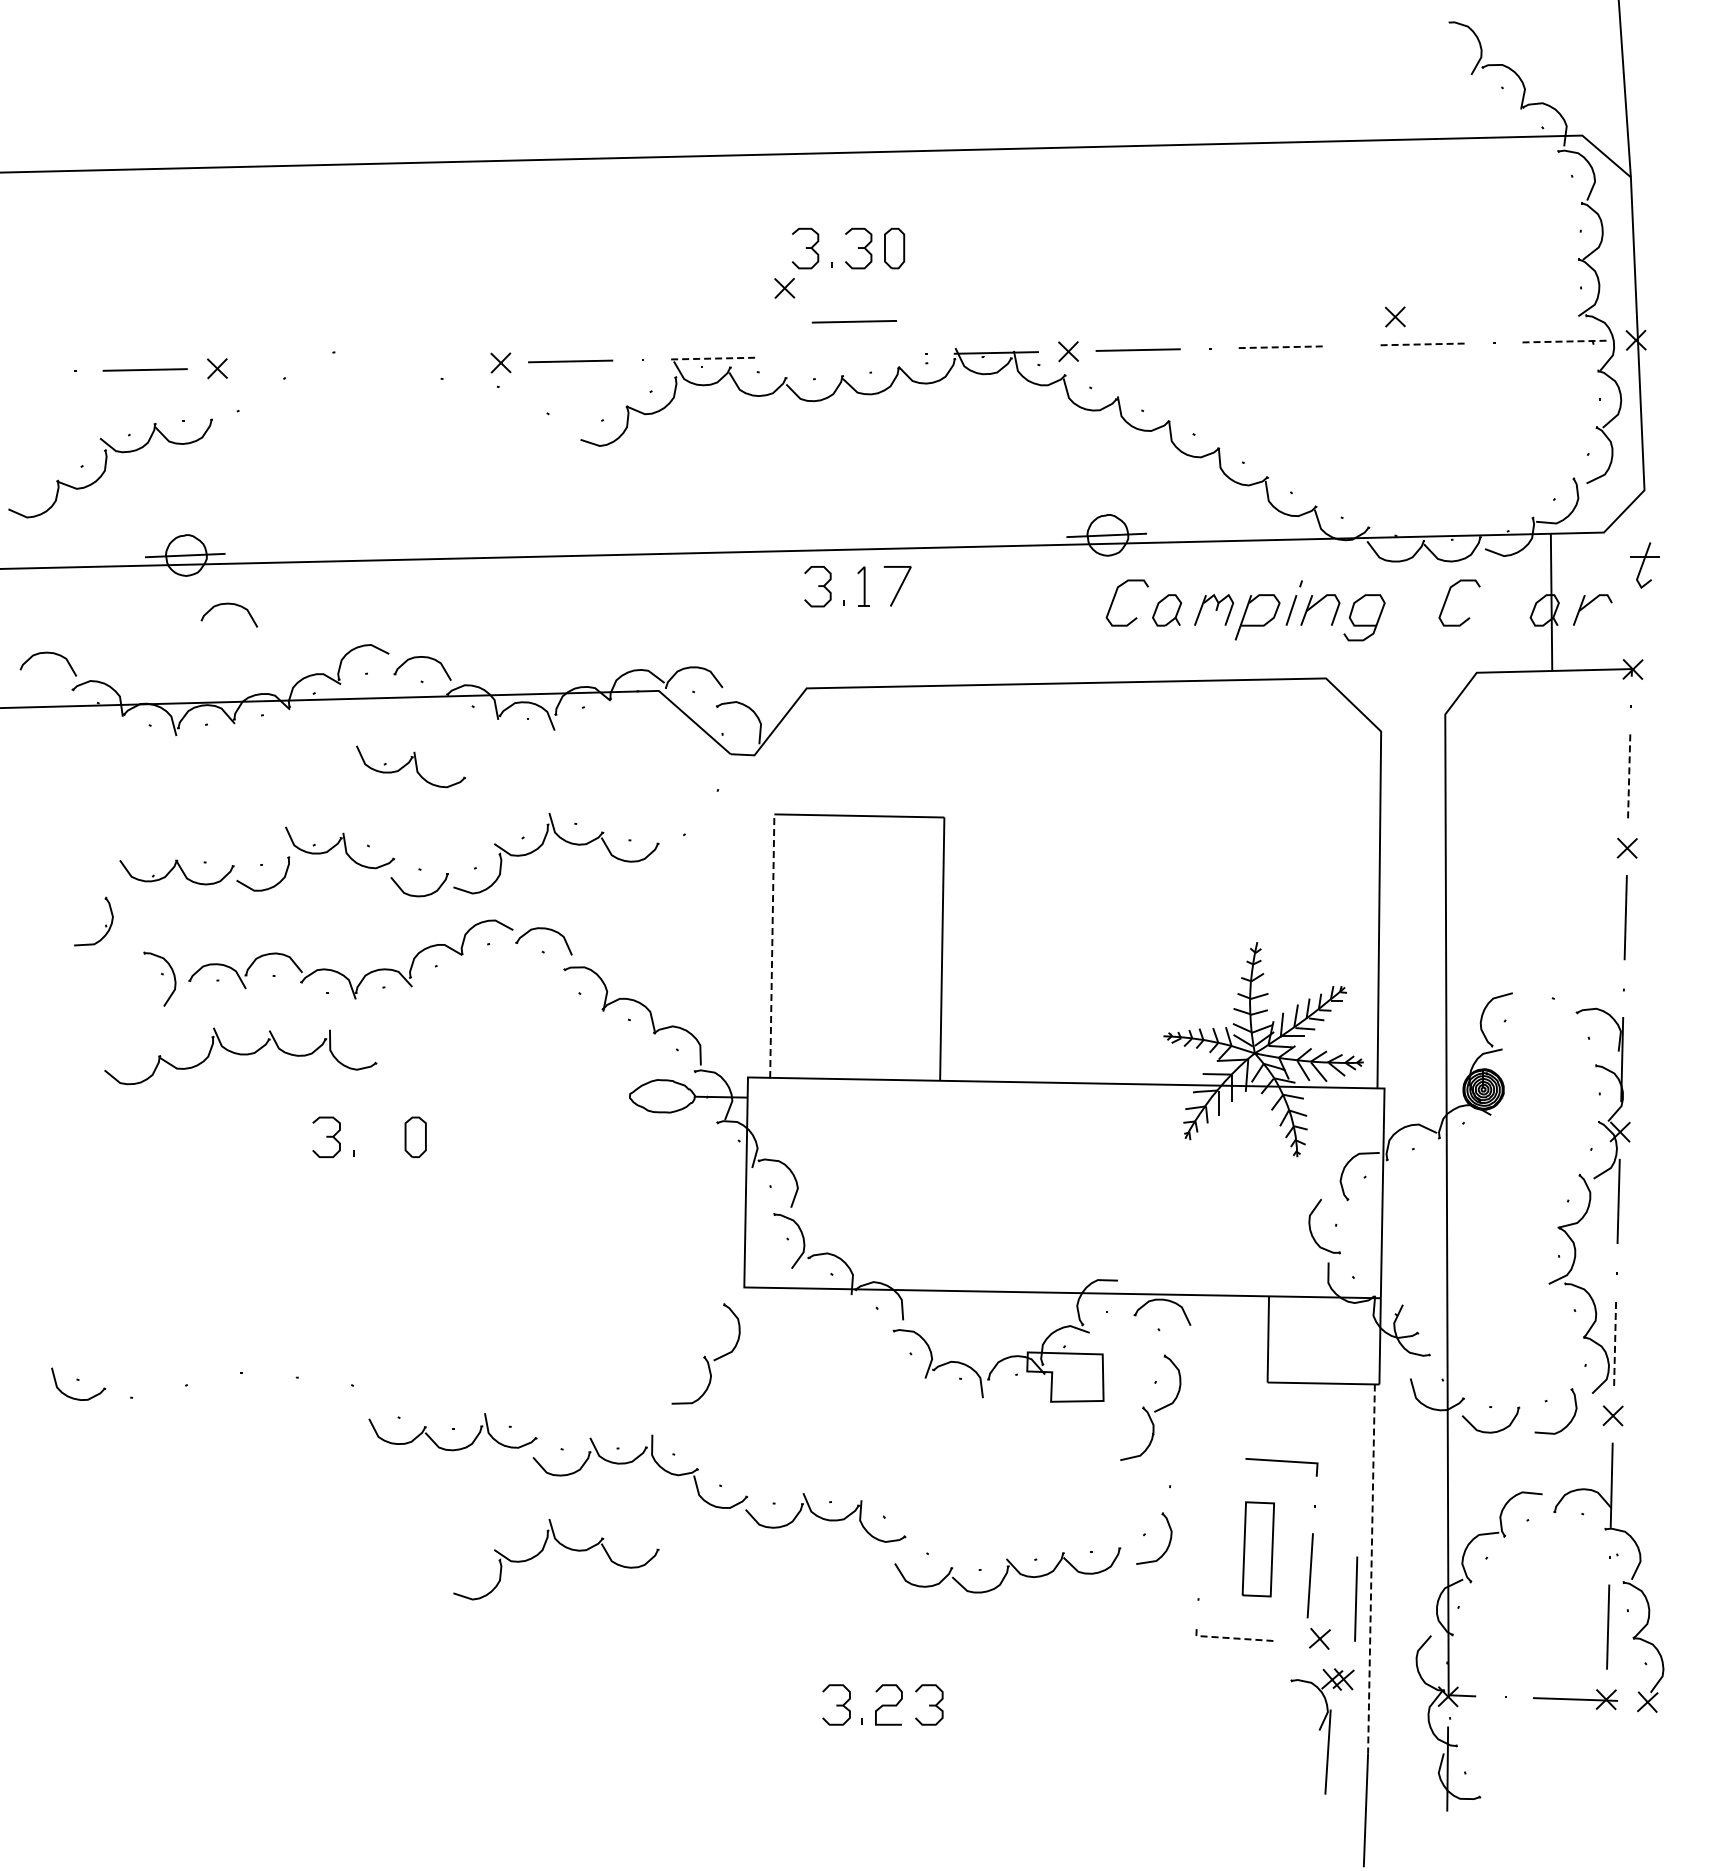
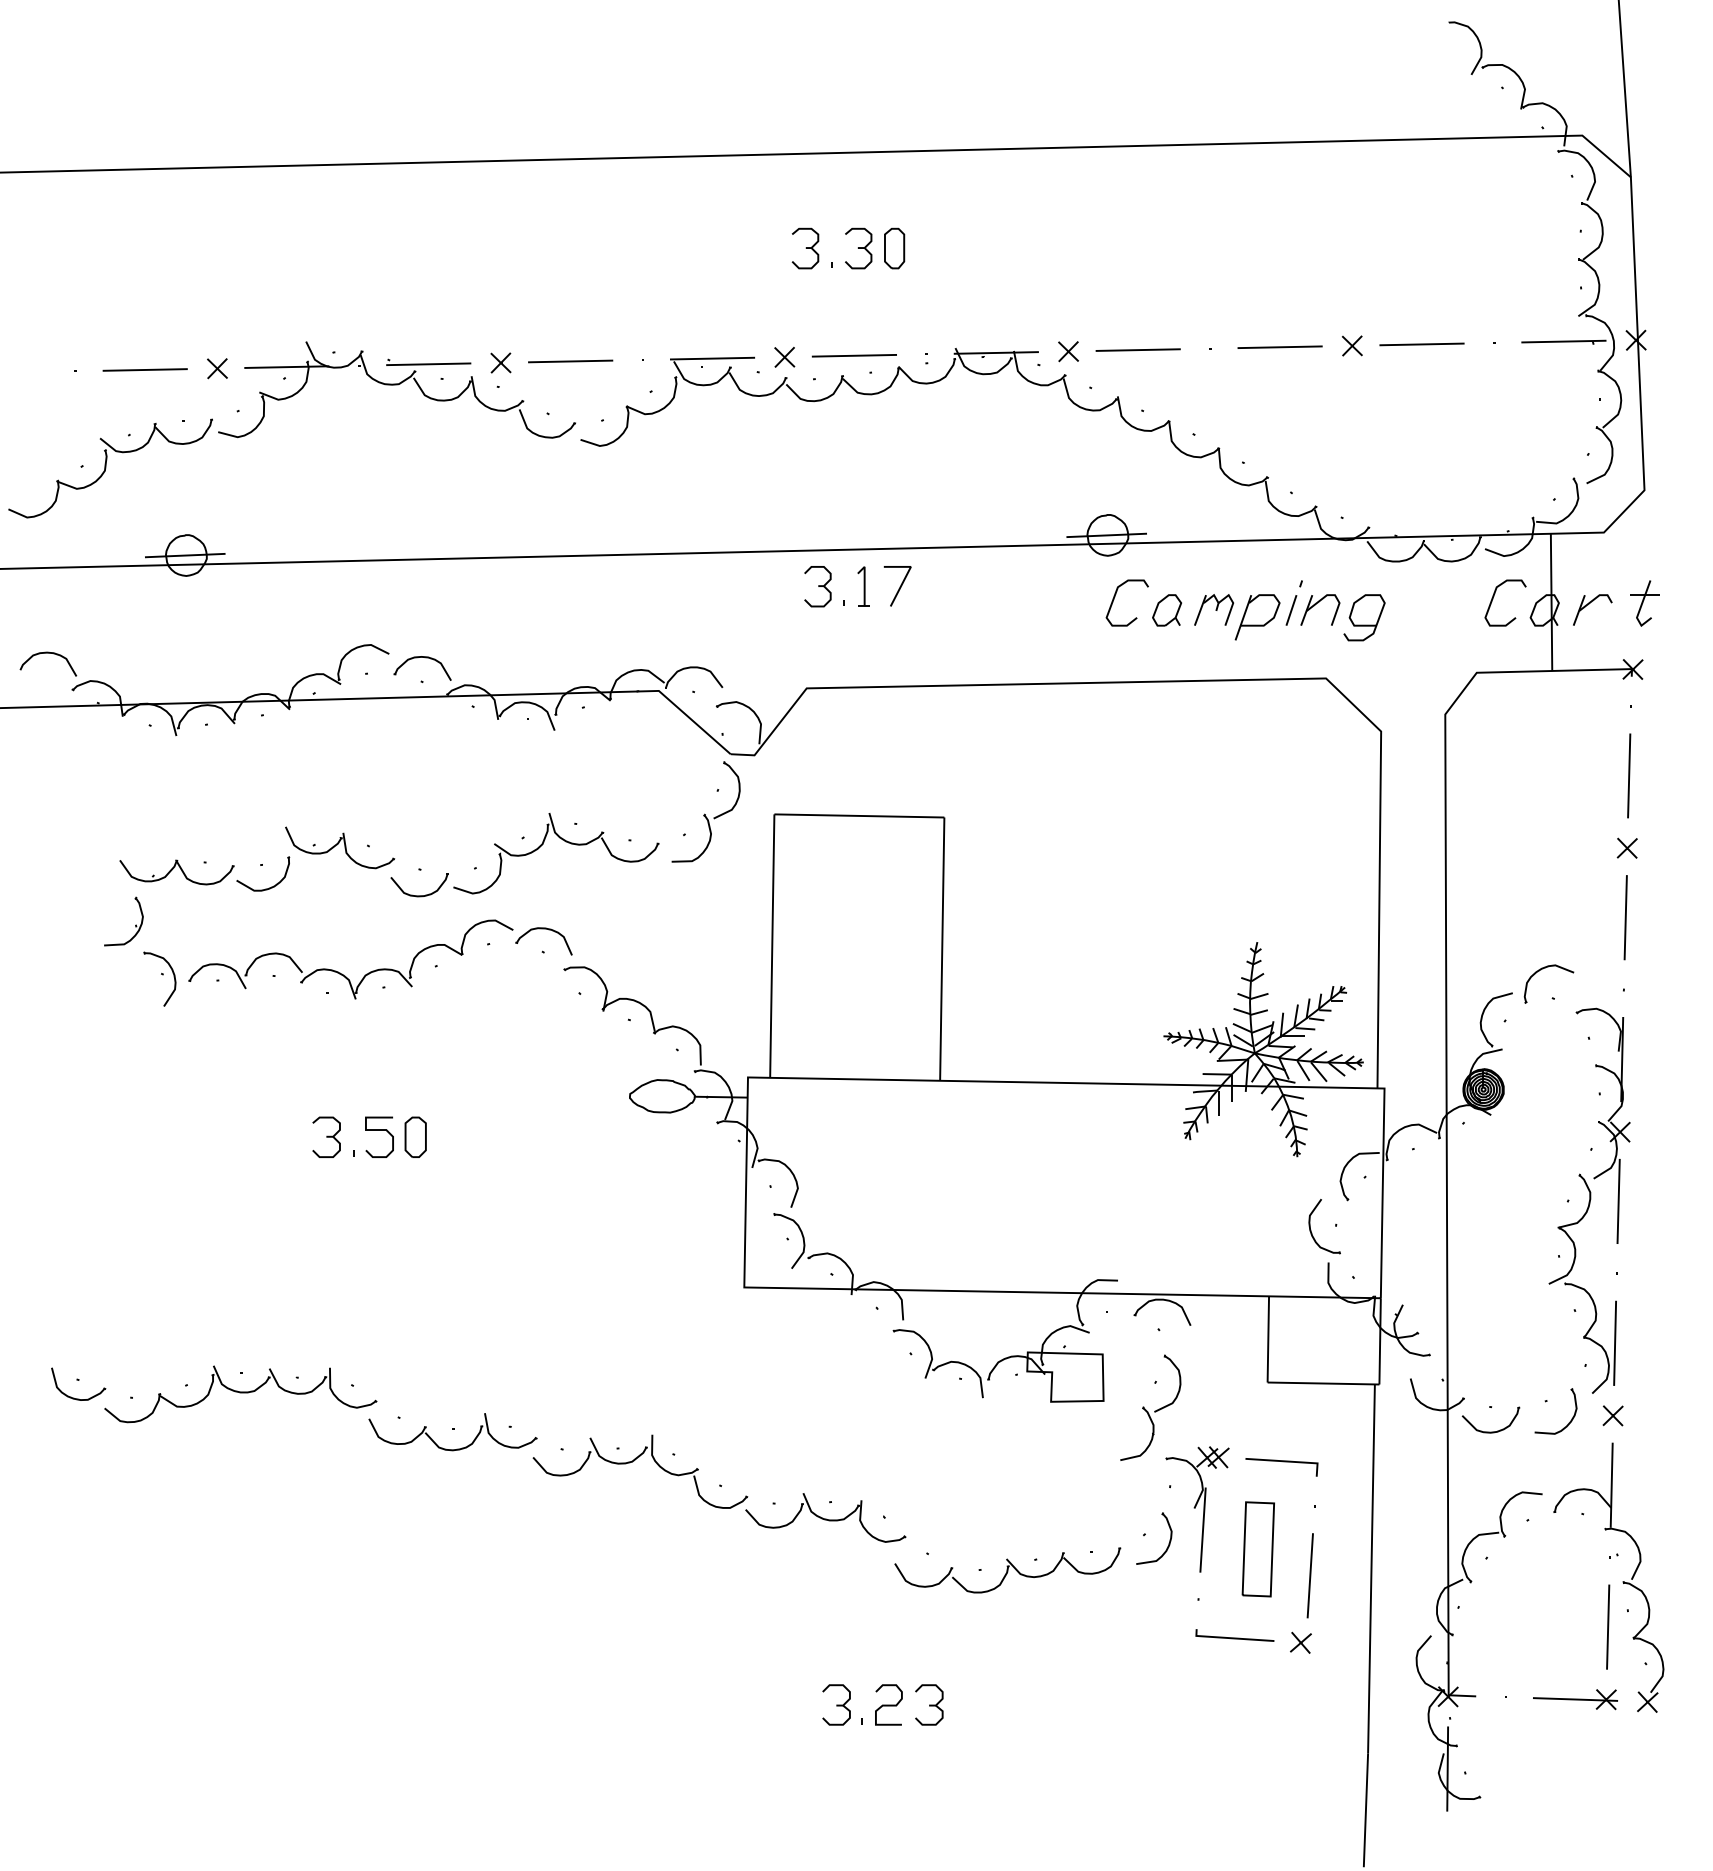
part position: (784, 288) -> (784, 357) (784, 357)
part position: (1395, 316) -> (1352, 345) (1352, 345)
line position: (853, 321) -> (853, 355) (853, 355)
line: dashed -> solid (1563, 341)
line: dashed -> solid (1422, 344)
line: dashed -> solid (1280, 347)
line: dashed -> solid (712, 358)
part: none -> present (396, 389)
part position: (1644, 565) -> (1644, 603) (1644, 603)
curve position: (1447, 599) -> (1493, 599) (1493, 599)
curve: present -> none (229, 604)
part: present -> none (411, 766)
line: dashed -> solid (1629, 775)
part position: (105, 924) -> (135, 924) (135, 924)
line: dashed -> solid (772, 947)
part: none -> present (1543, 969)
part position: (240, 1056) -> (240, 1394) (240, 1394)
curve: none -> present (379, 1130)
line: dashed -> solid (1615, 1343)
part position: (705, 1353) -> (705, 811) (705, 811)
part: present -> none (565, 1548)
line: dashed -> solid (1371, 1569)
line: present -> none (1356, 1598)
line: dashed -> solid (1231, 1638)
part position: (1319, 1638) -> (1300, 1642) (1300, 1642)
part position: (1322, 1731) -> (1197, 1509) (1197, 1509)
